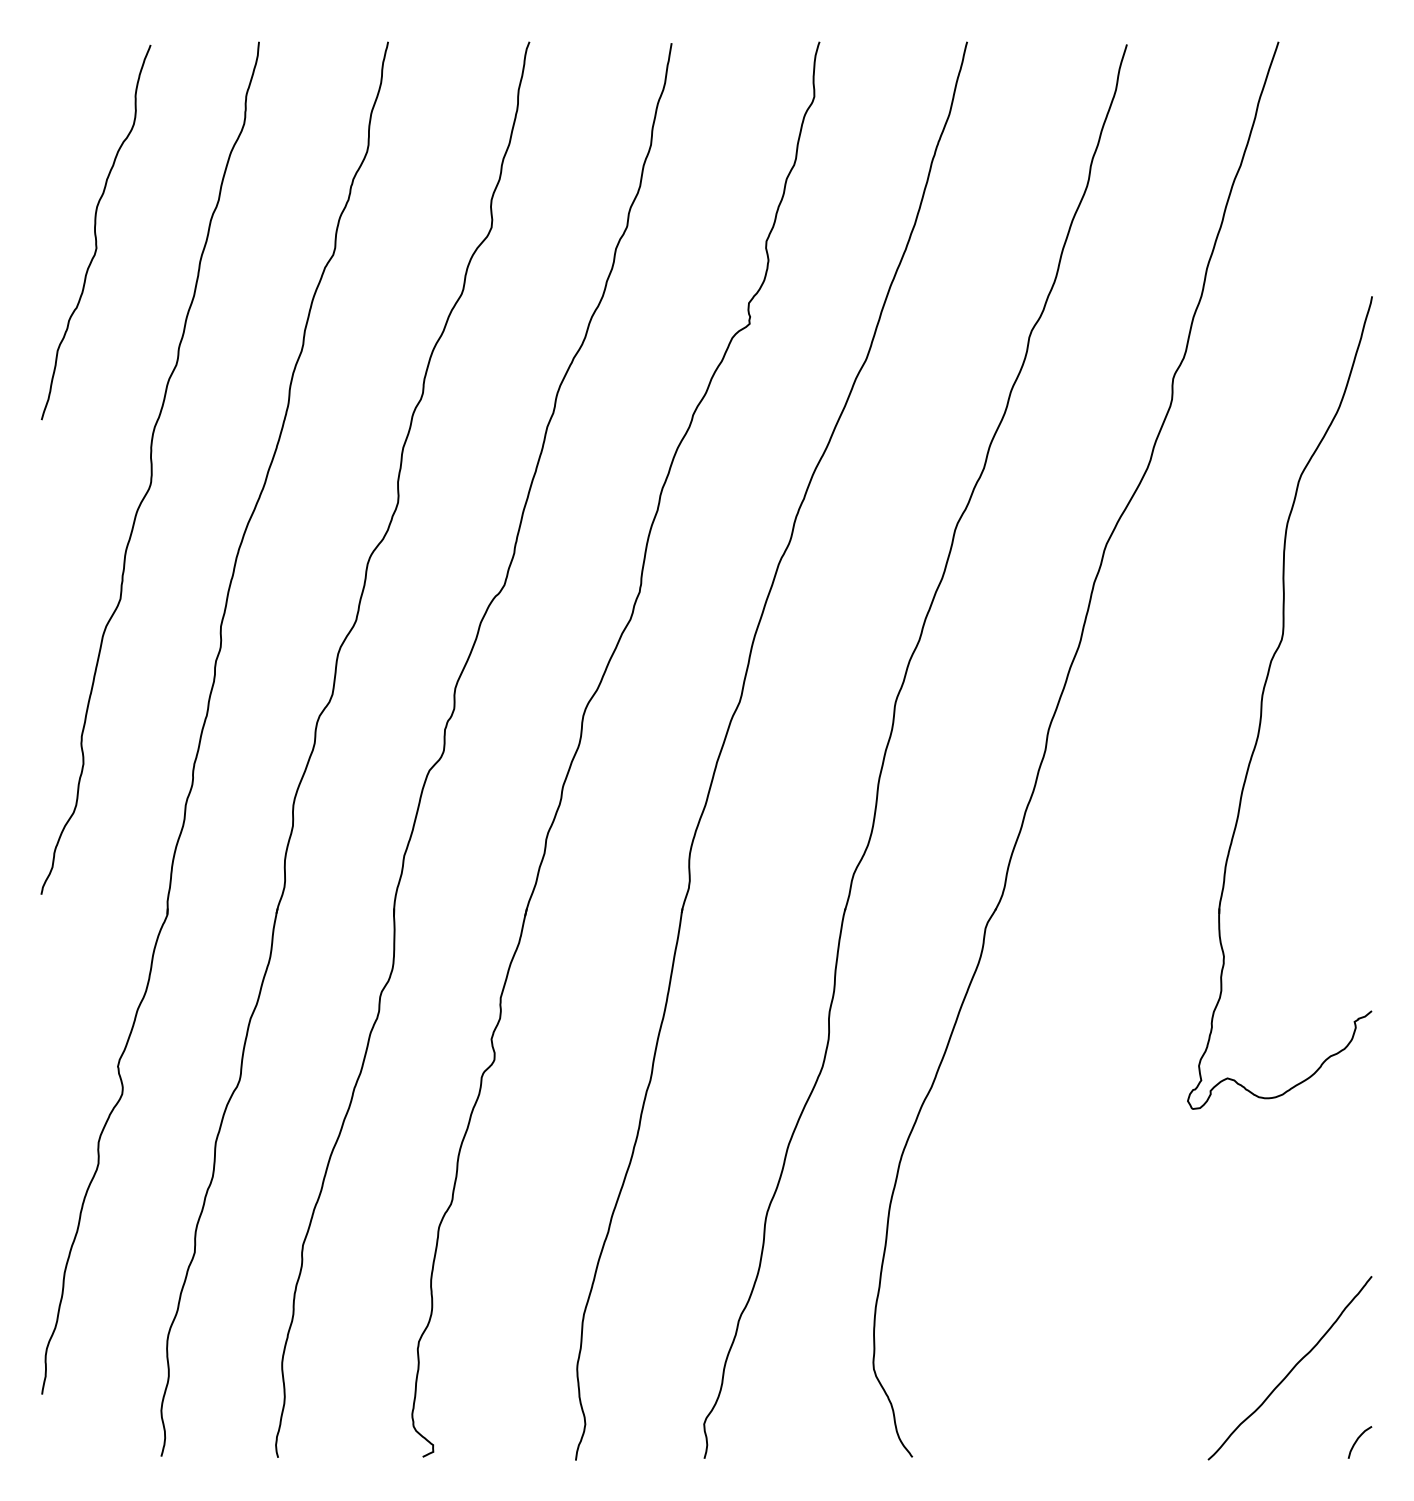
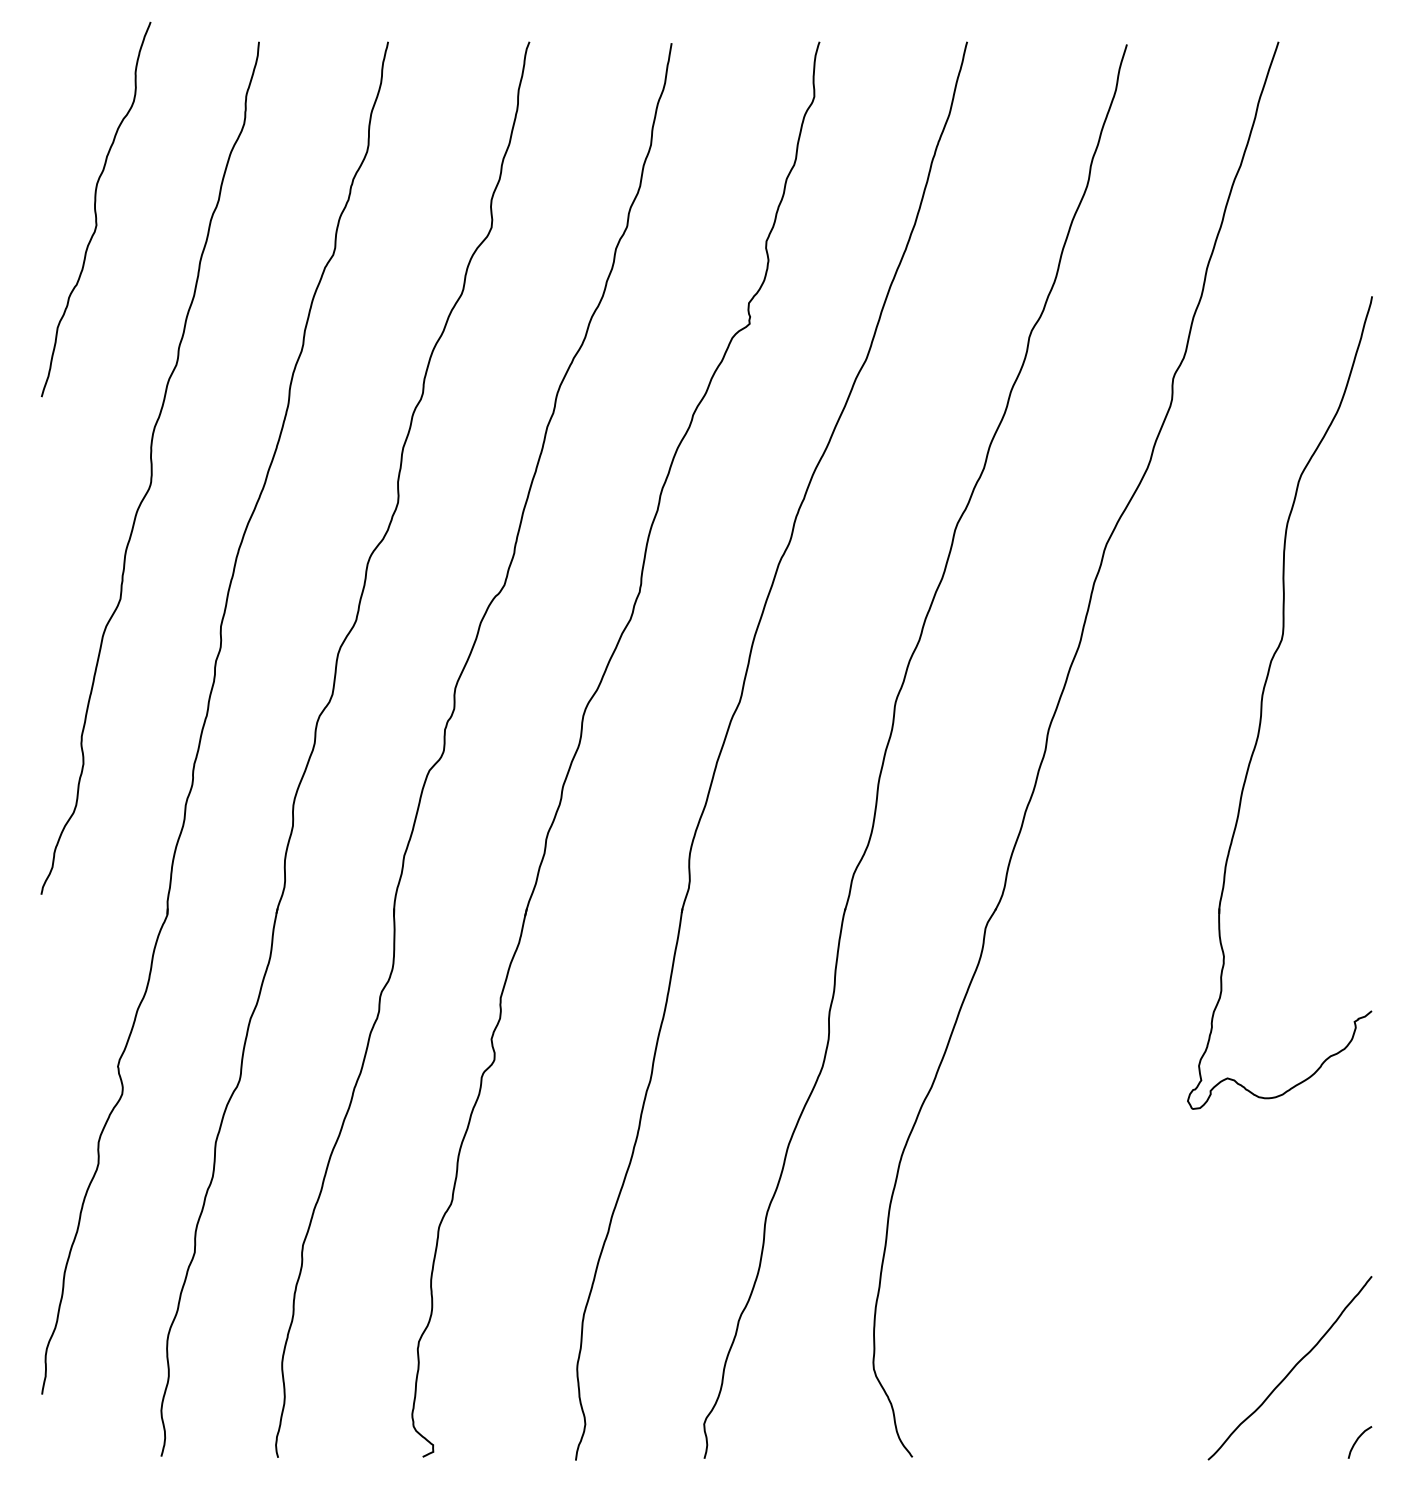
curve position: (95, 232) -> (95, 209) (95, 209)
